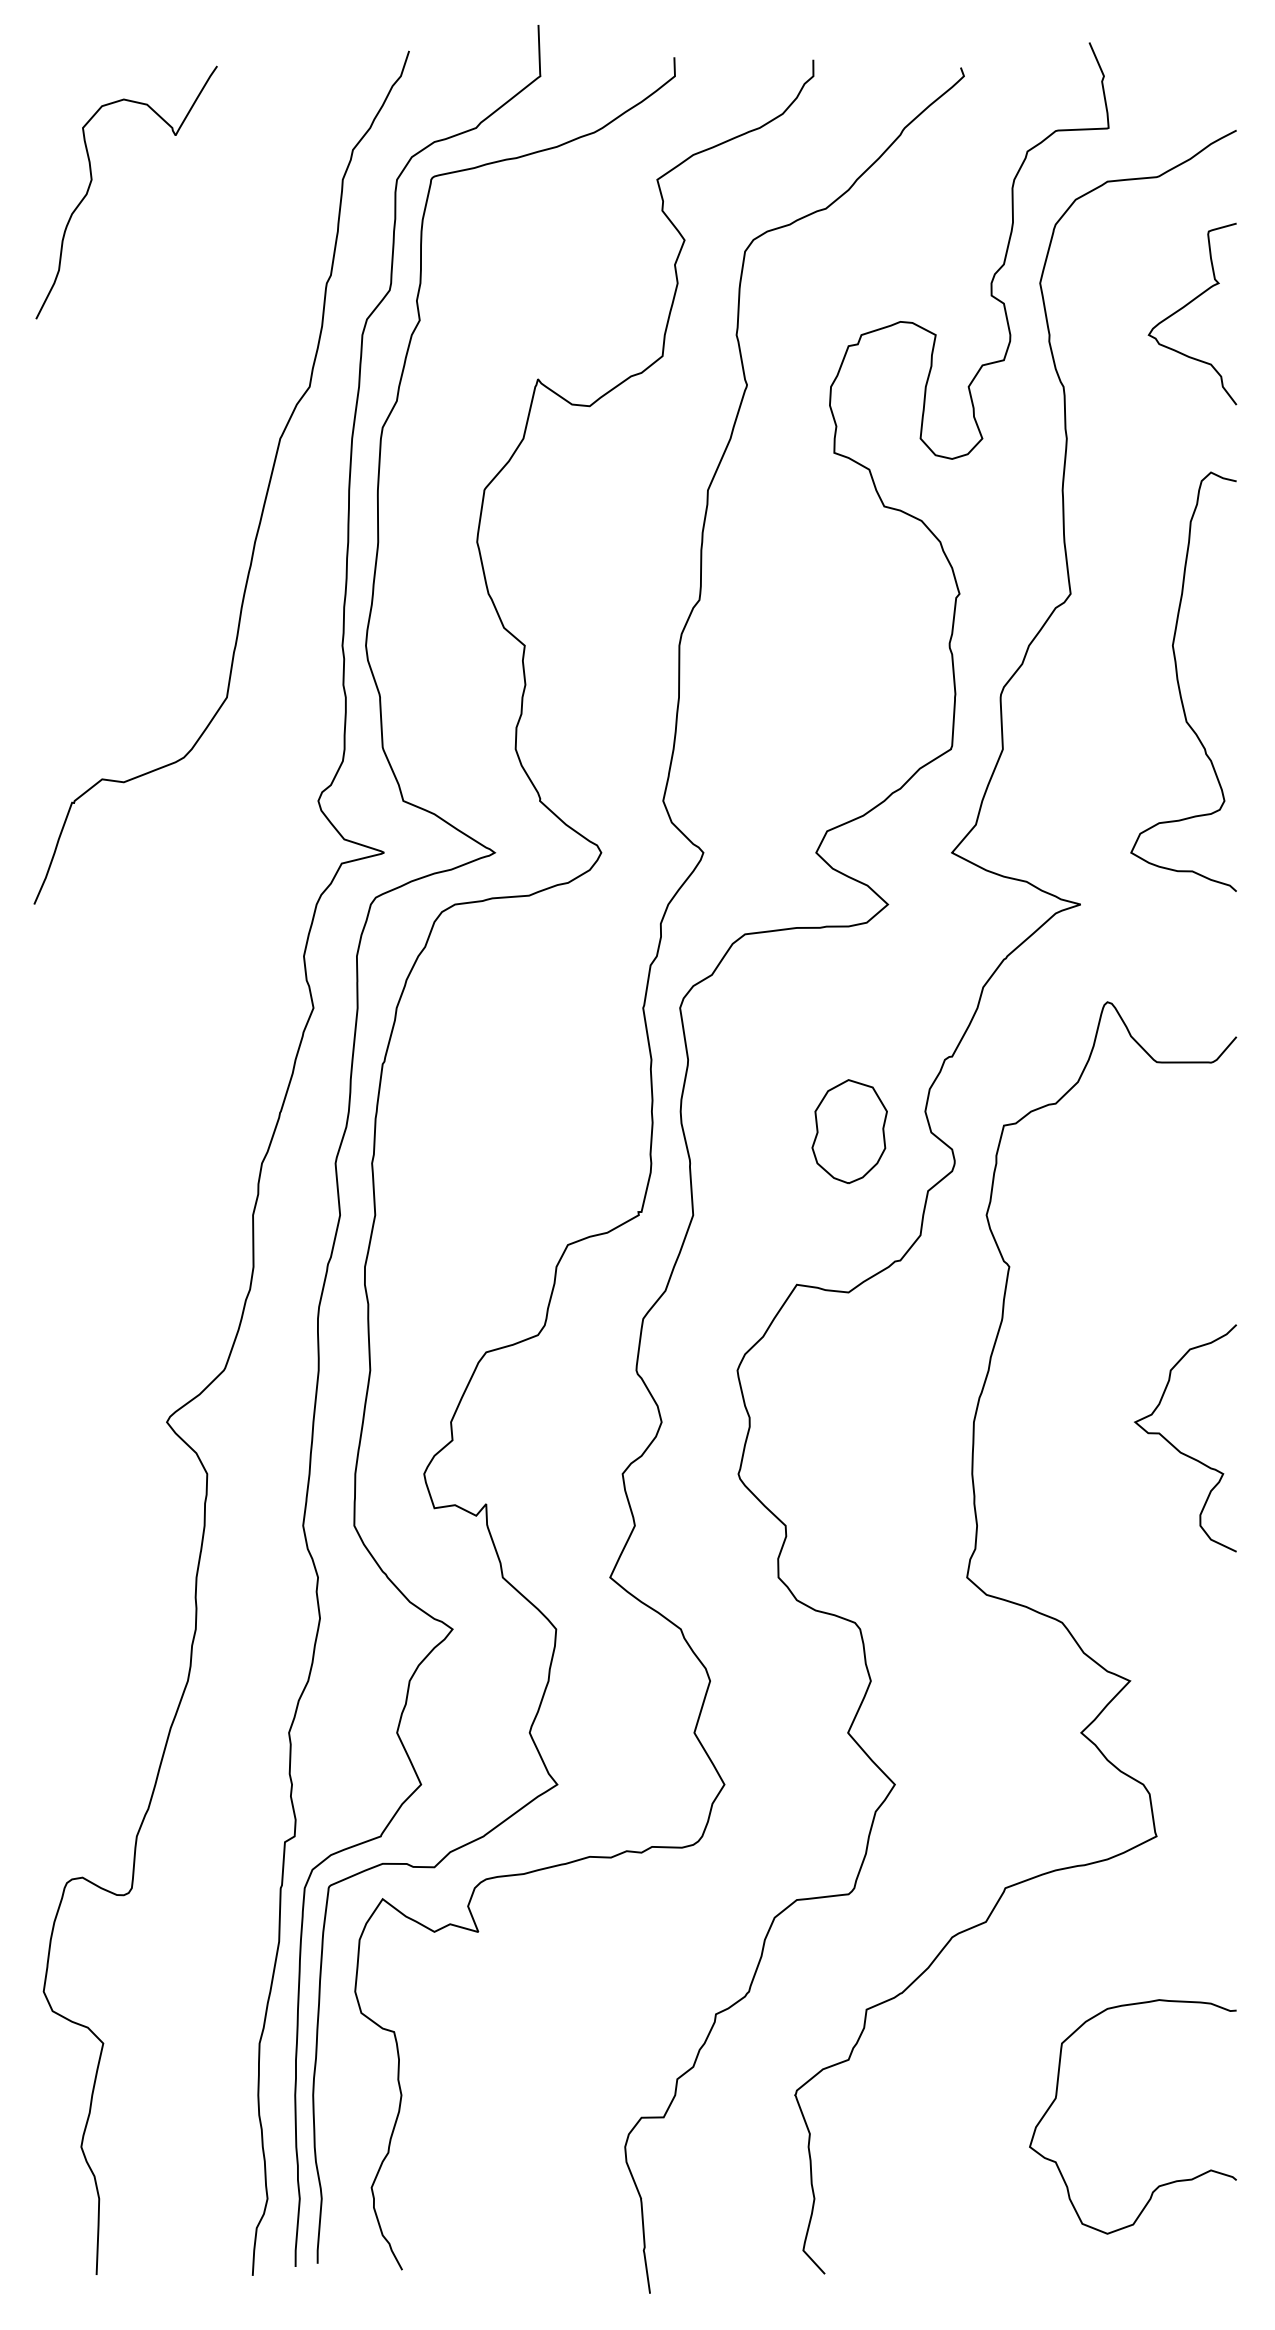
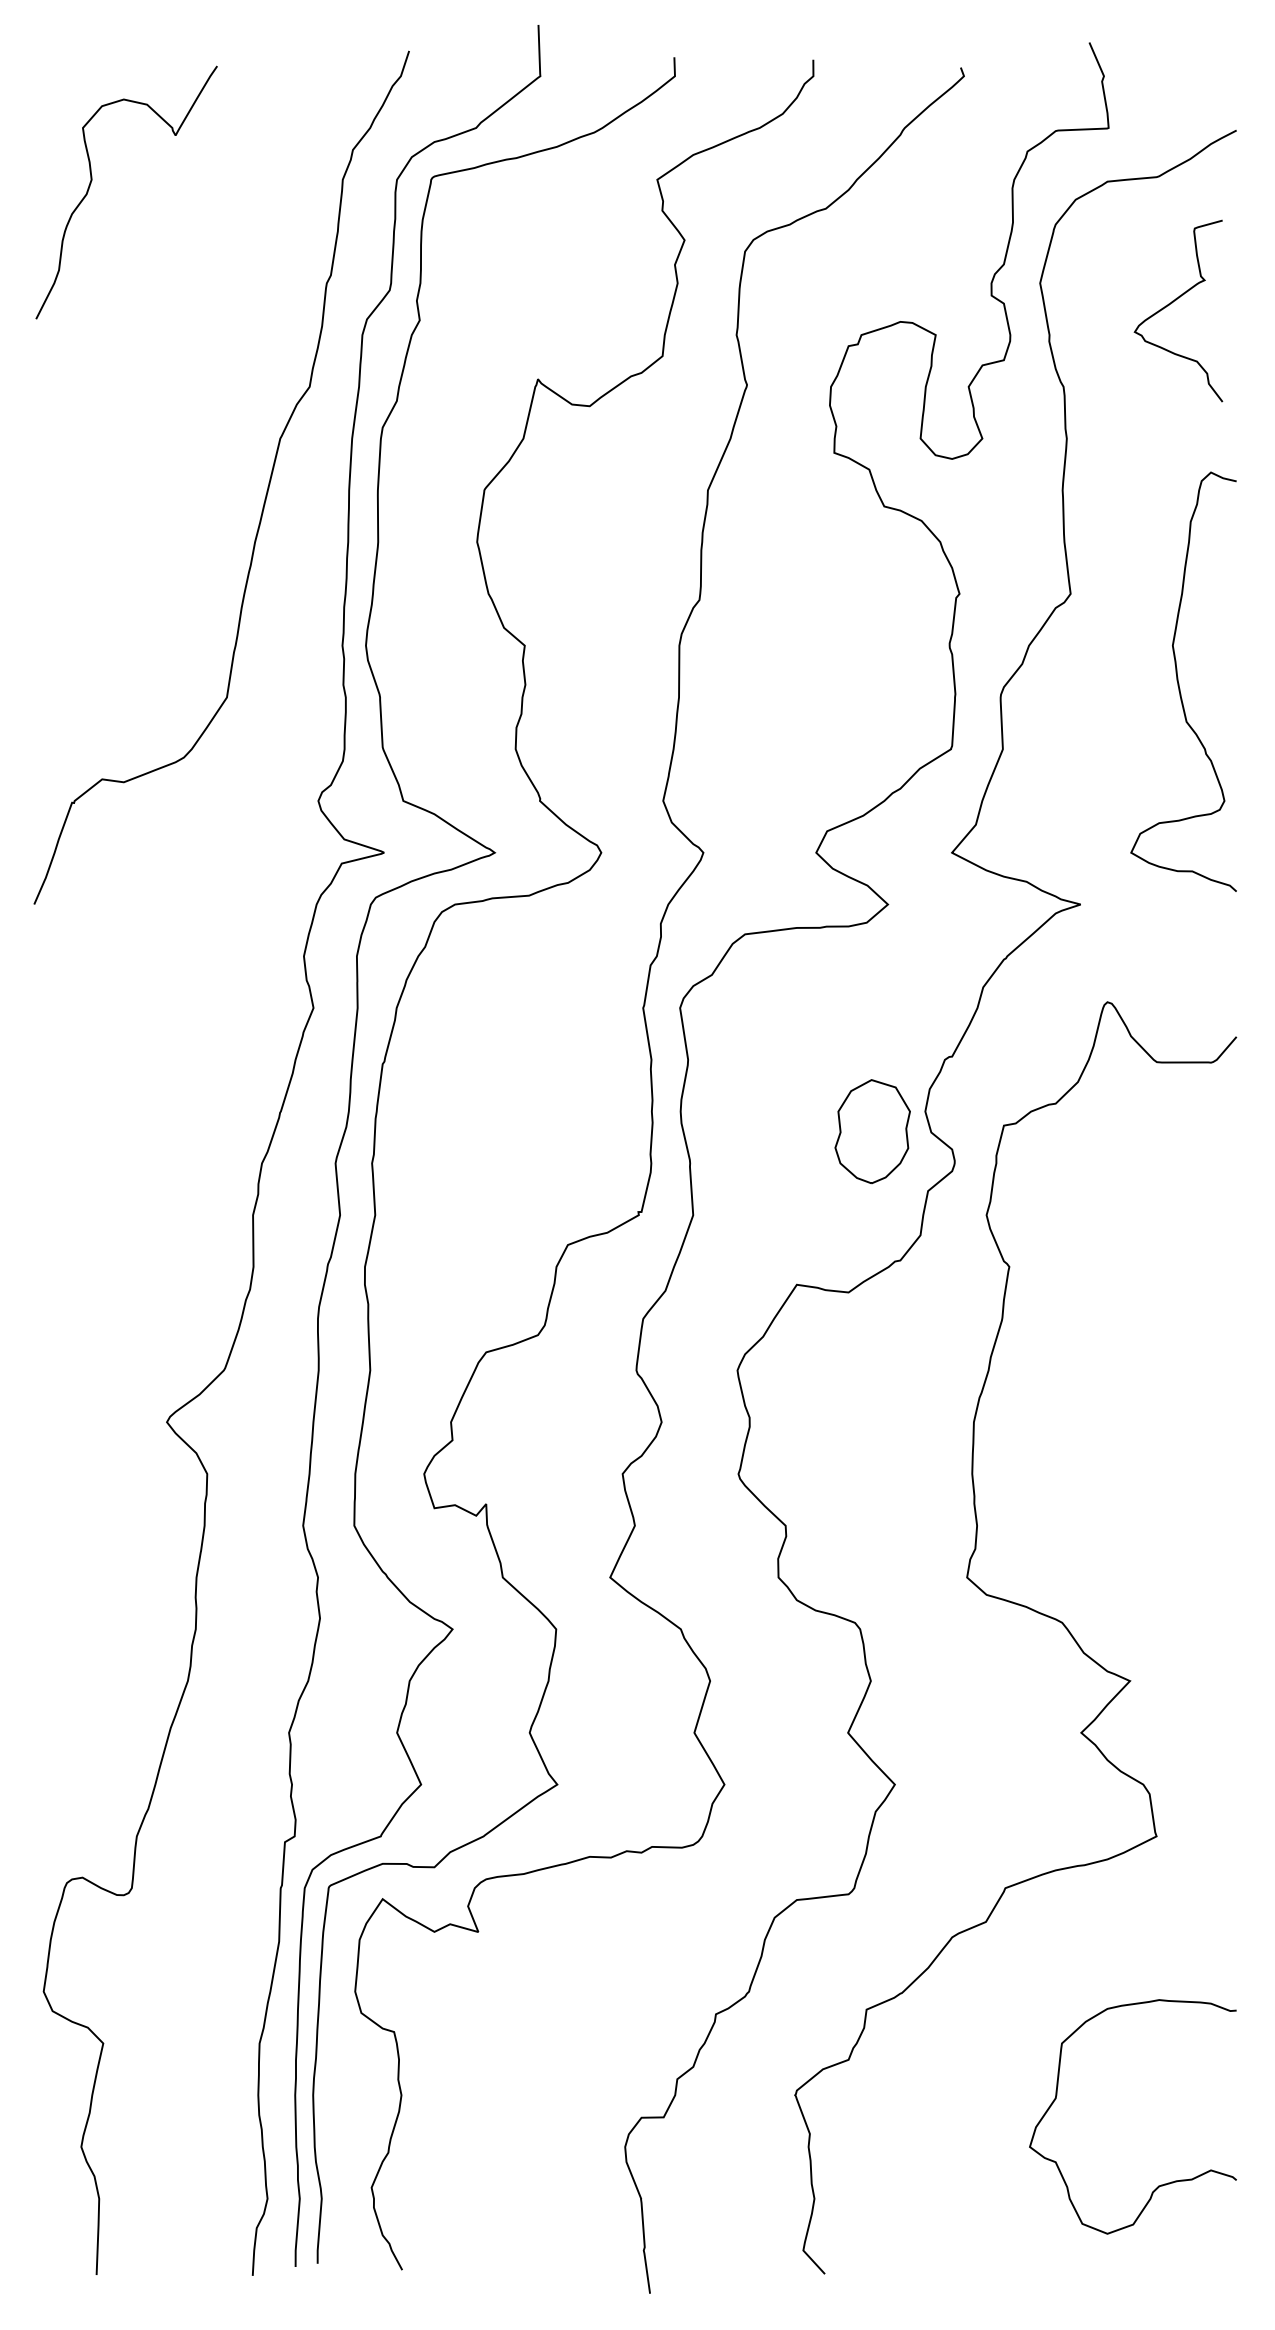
curve position: (1186, 306) -> (1172, 303) (1172, 303)
part position: (849, 1131) -> (872, 1131) (872, 1131)
curve: present -> none (1176, 1447)
